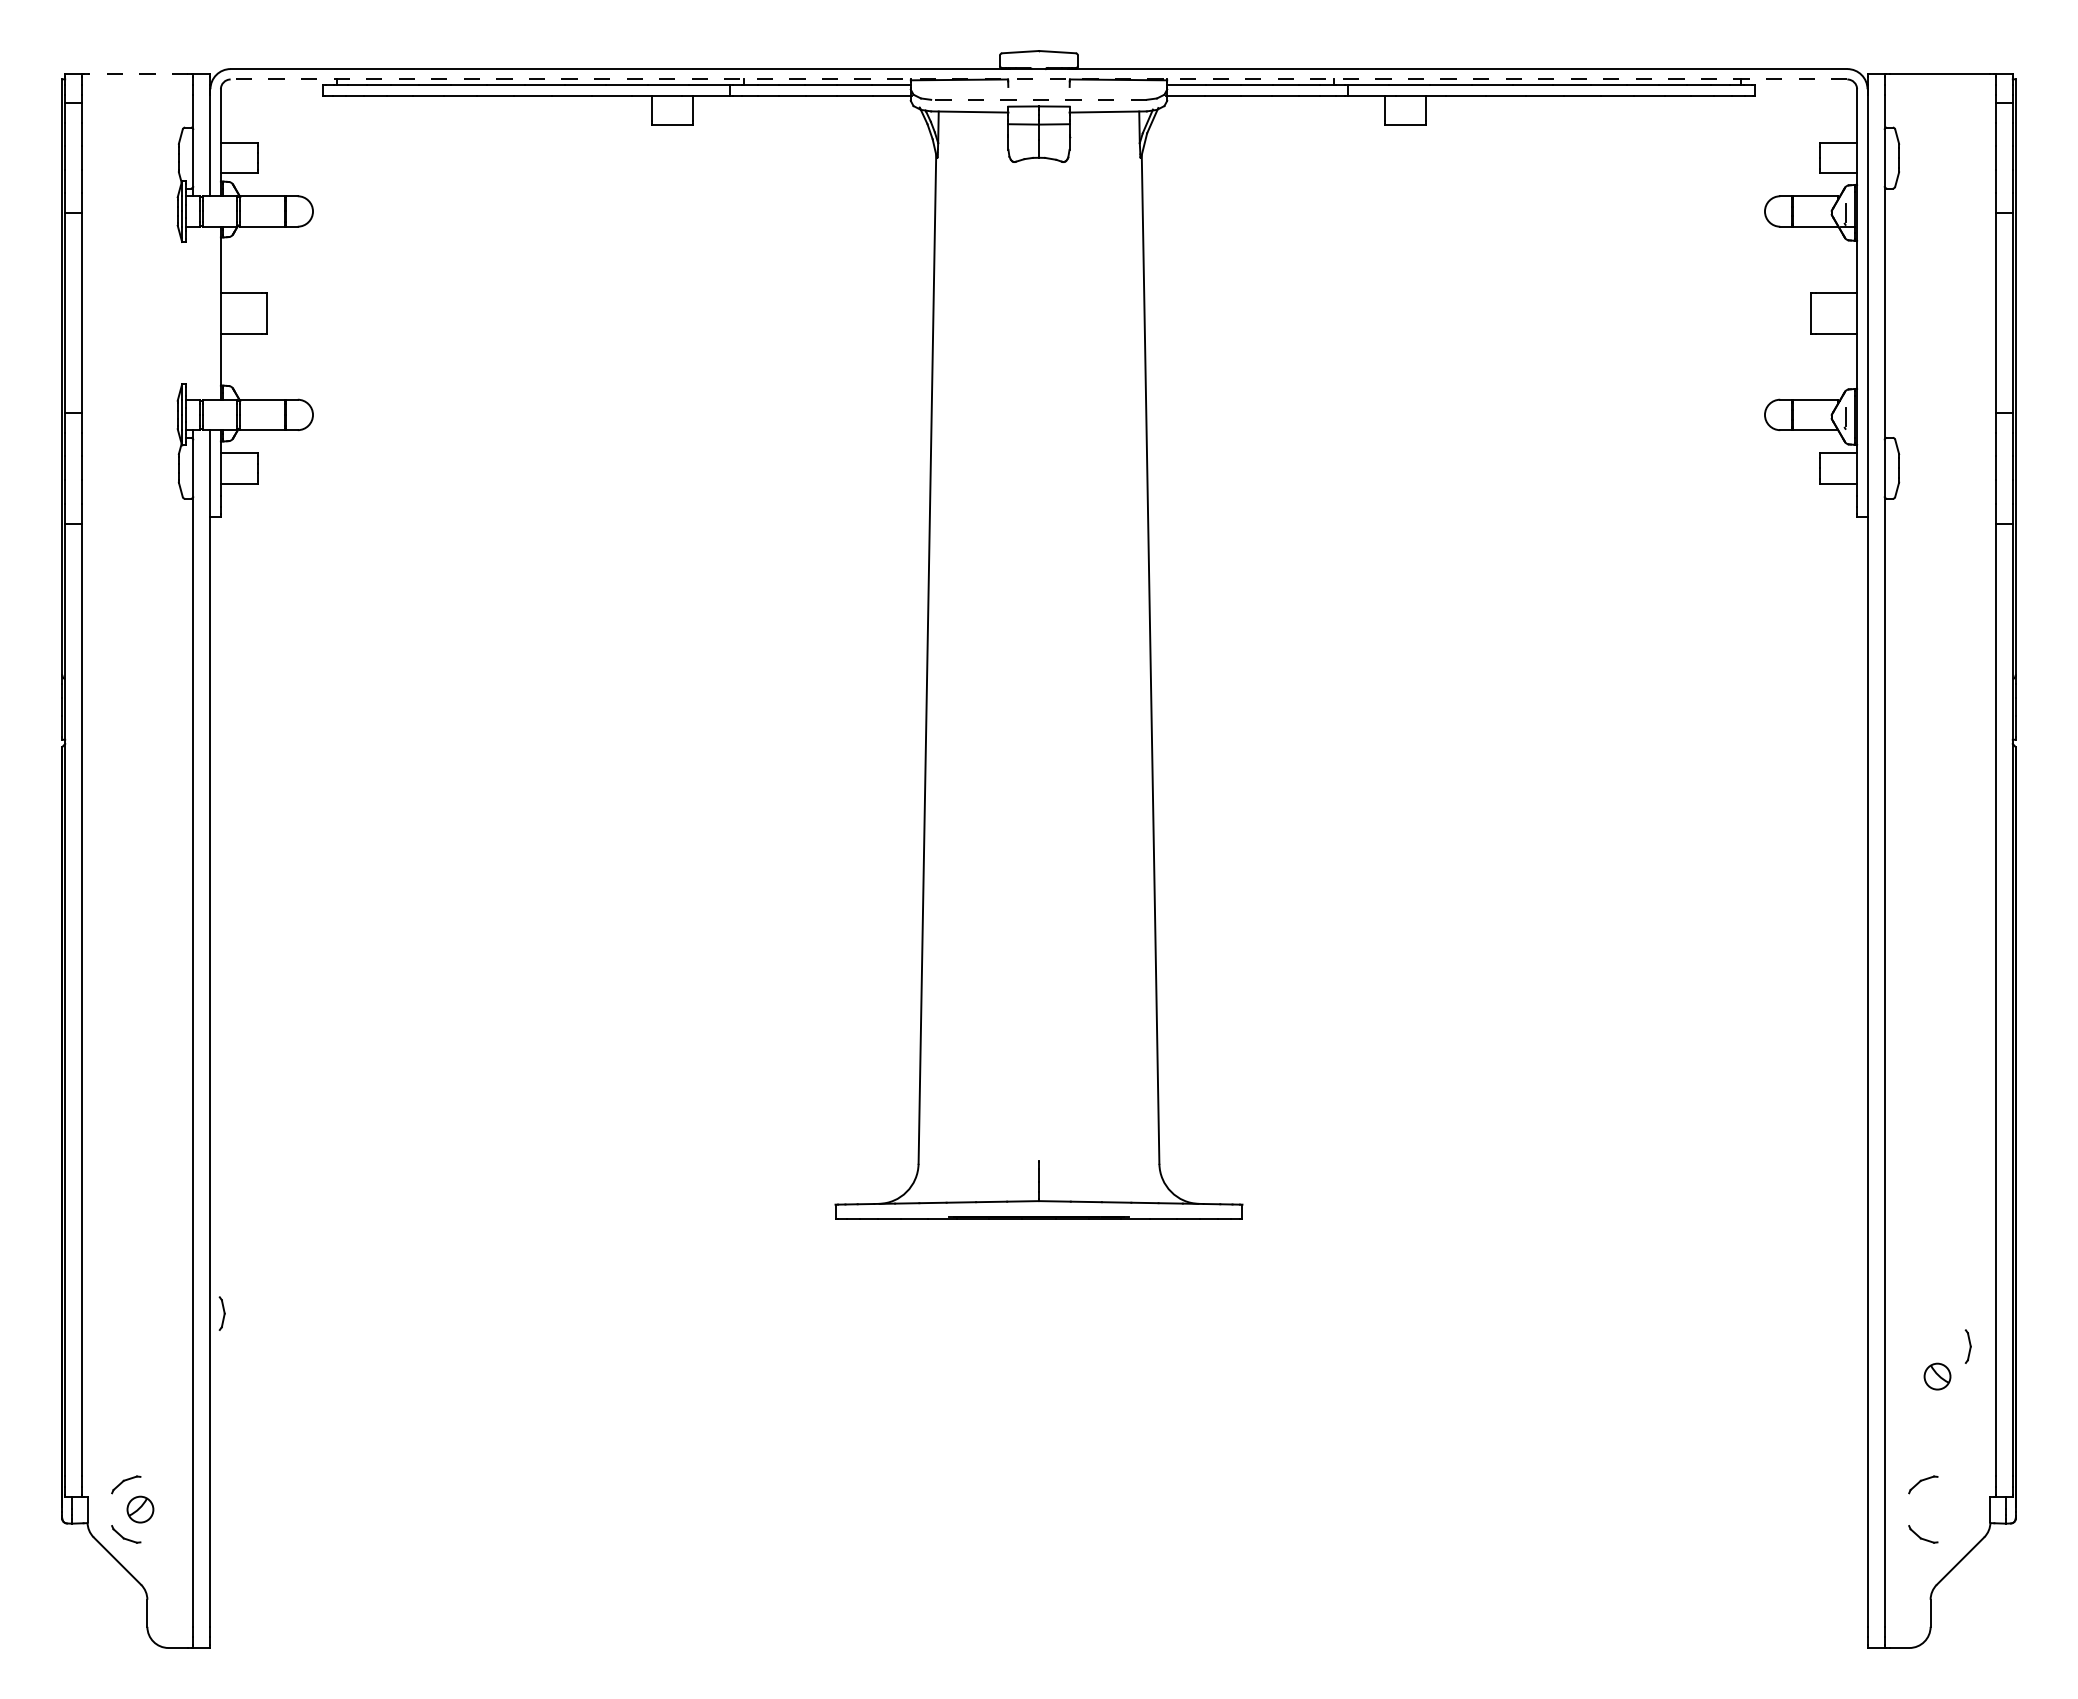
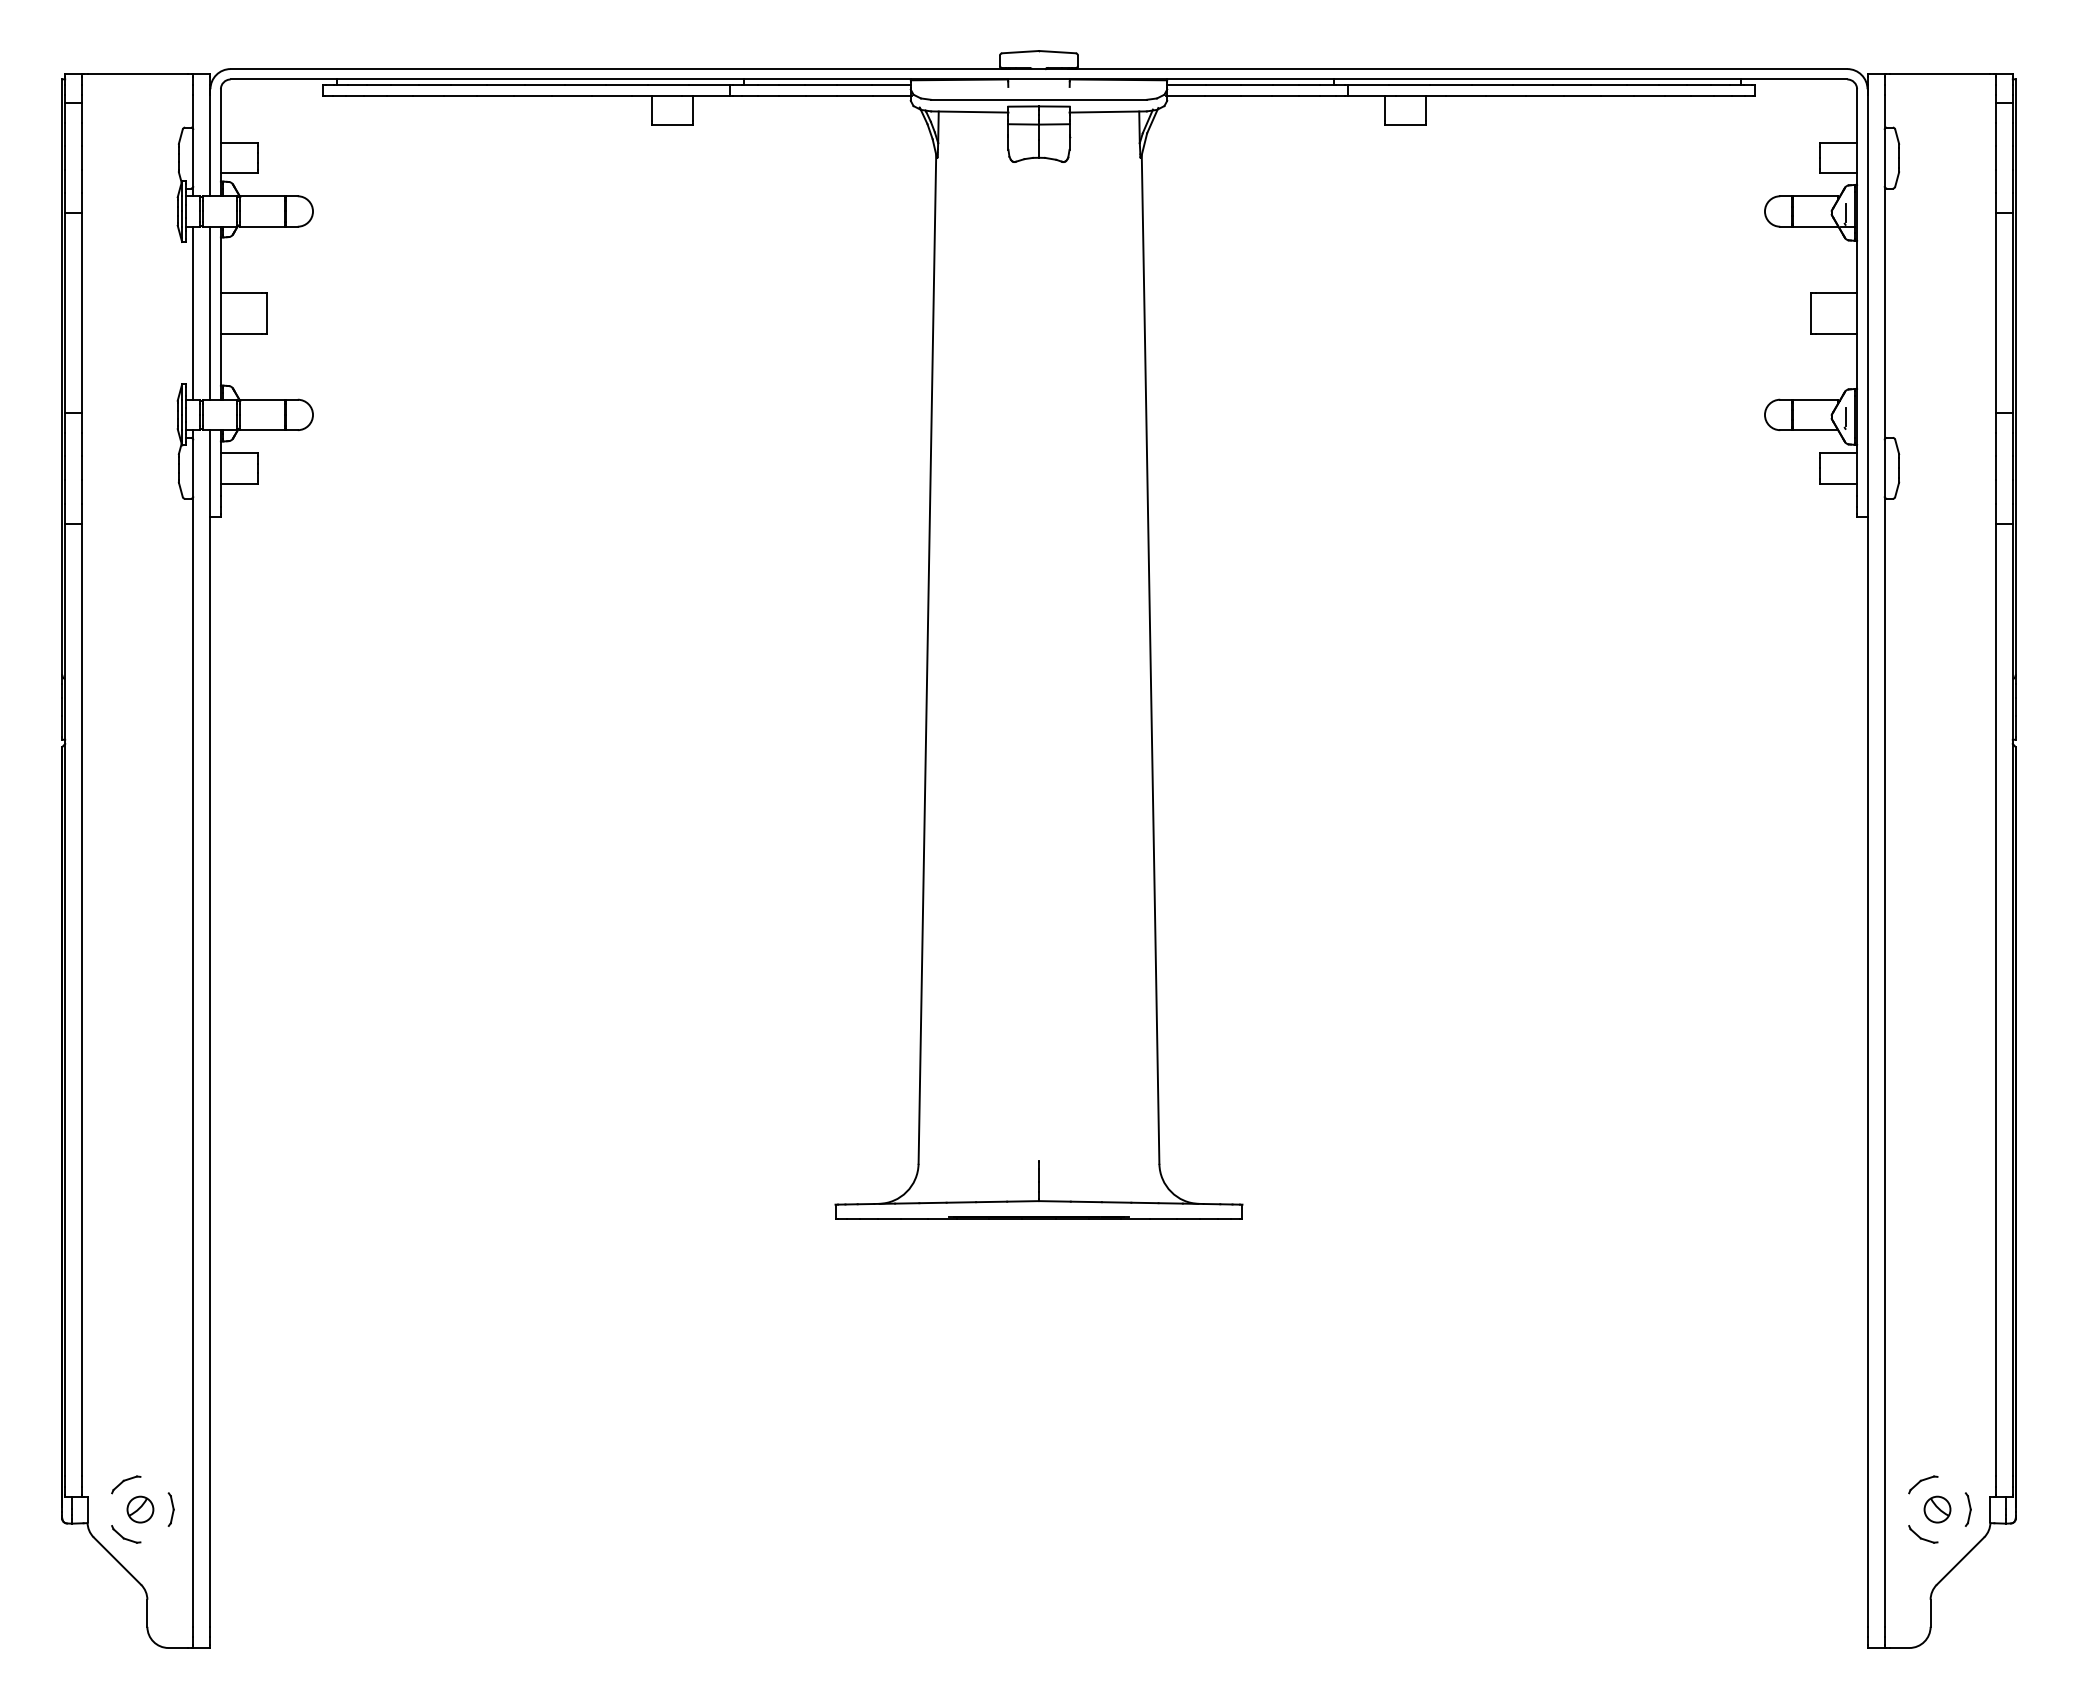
line: dashed -> solid (137, 73)
line: dashed -> solid (1038, 79)
line: dashed -> solid (1039, 99)
line: none -> present (193, 312)
line: none -> present (210, 312)
part position: (221, 1313) -> (170, 1509) (170, 1509)
part position: (1967, 1346) -> (1967, 1509) (1967, 1509)
part position: (1937, 1376) -> (1937, 1509) (1937, 1509)
